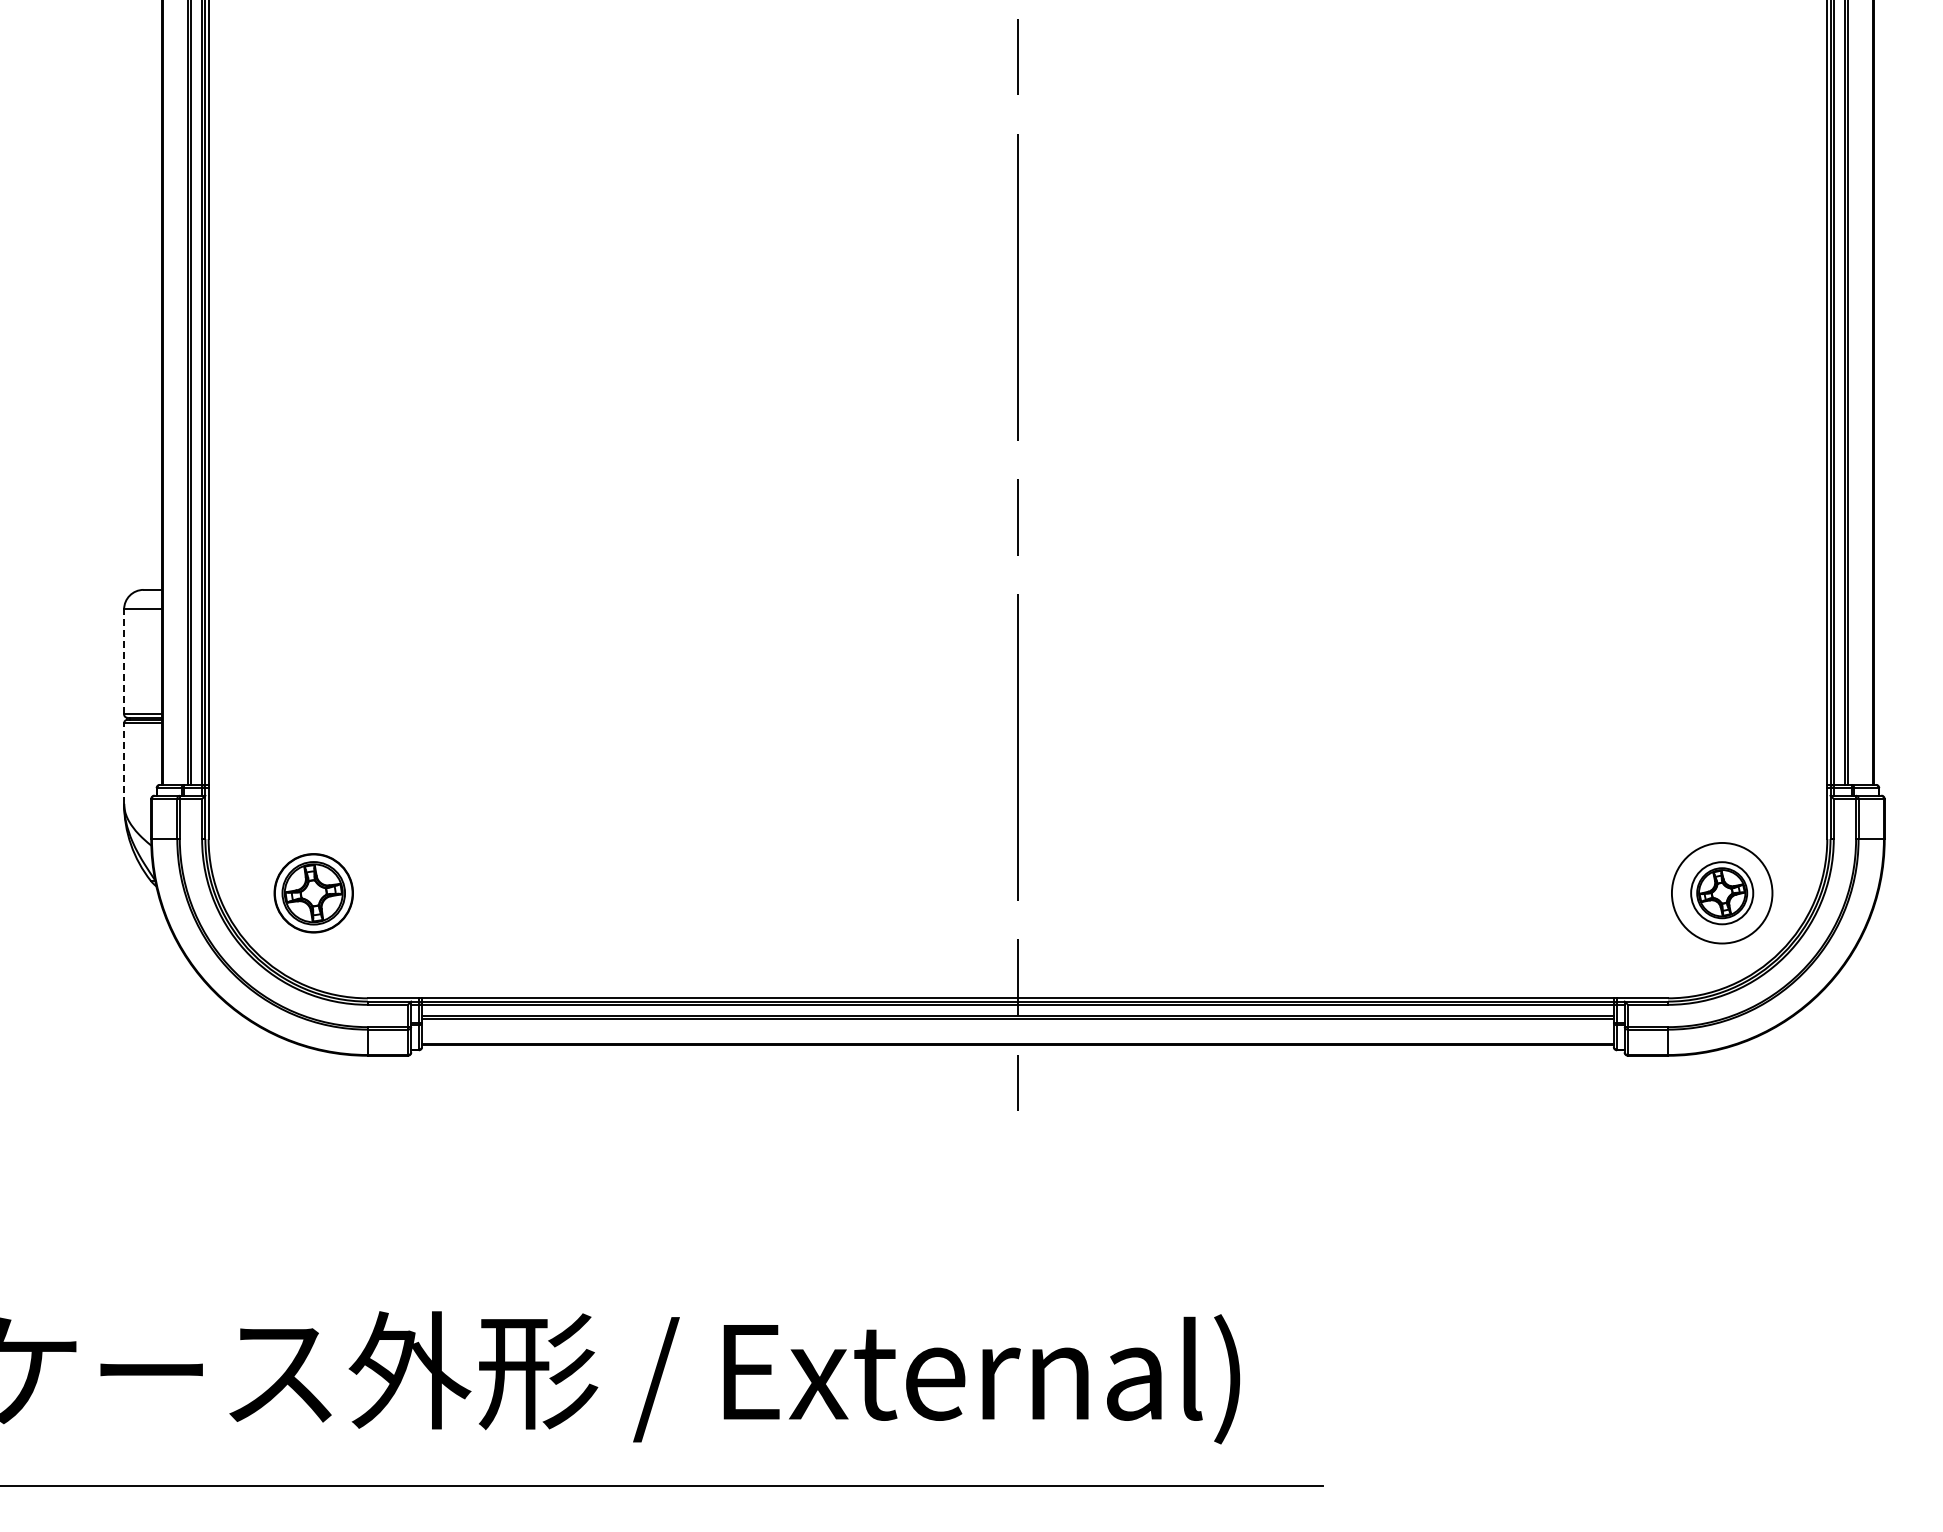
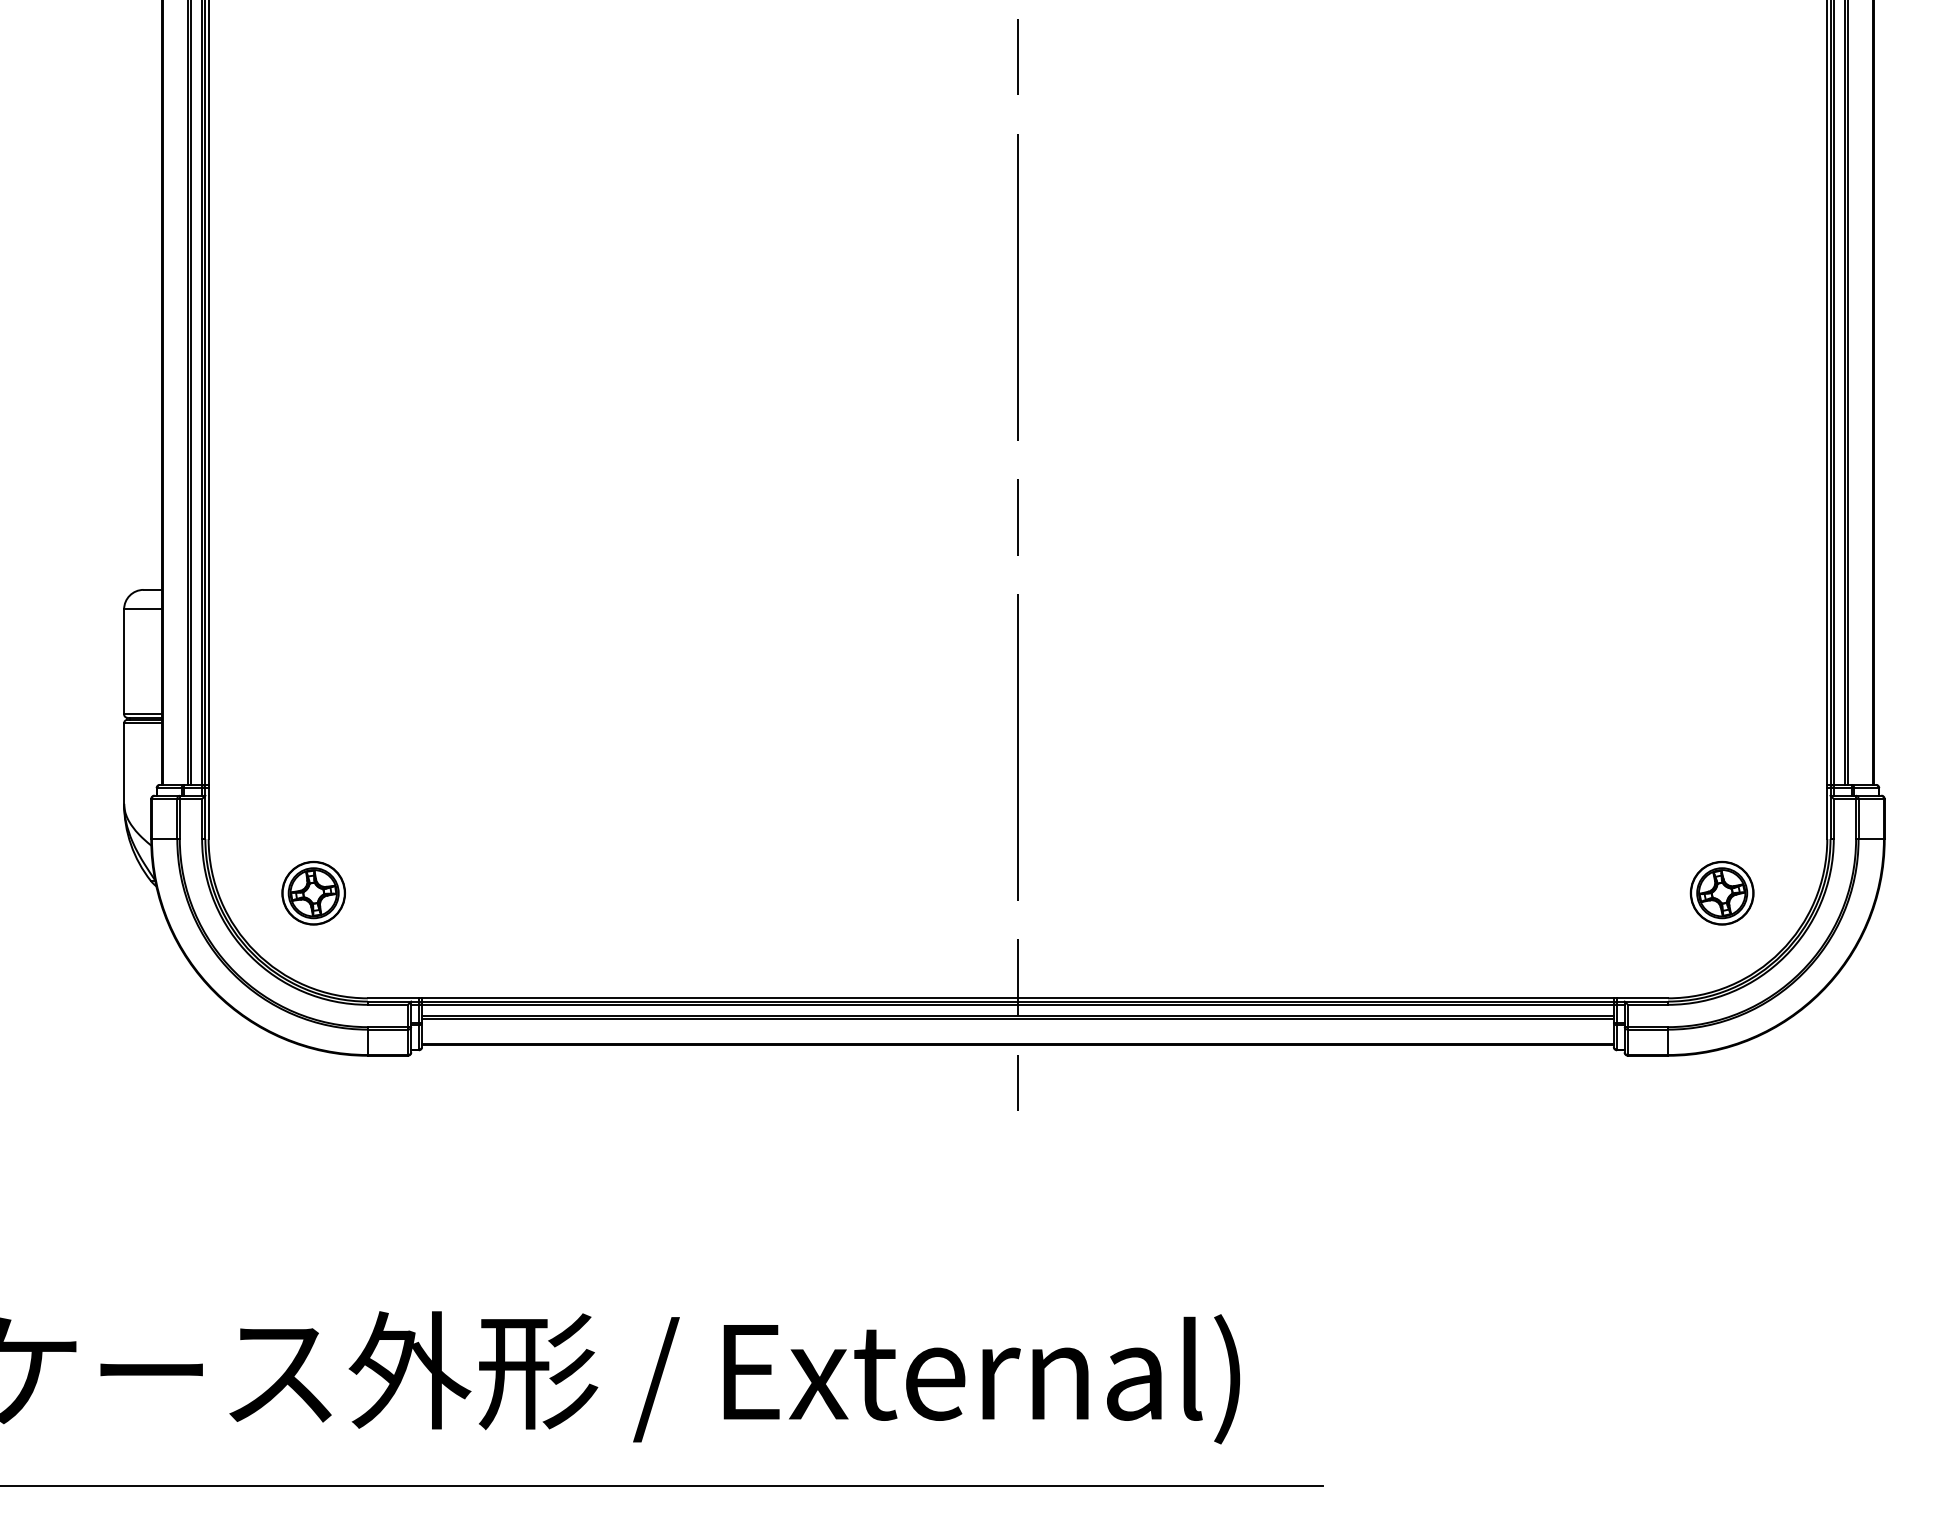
line: dashed -> solid (124, 661)
line: dashed -> solid (124, 763)
circle diameter: 101 px -> 63 px (1721, 892)
part size: 81x81 px -> 65x66 px (313, 892)
